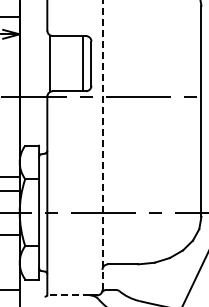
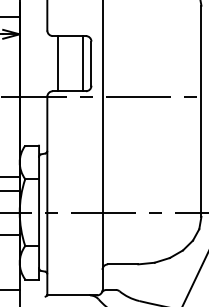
line position: (50, 63) -> (58, 63) (58, 63)
line: dashed -> solid (102, 145)
line: dashed -> solid (68, 295)
